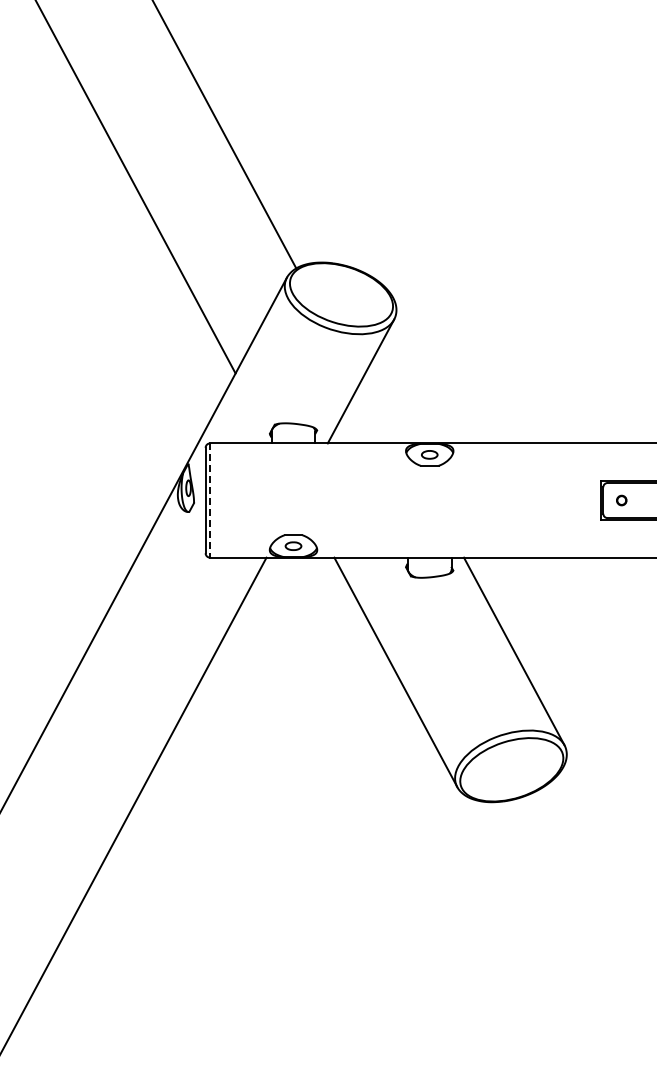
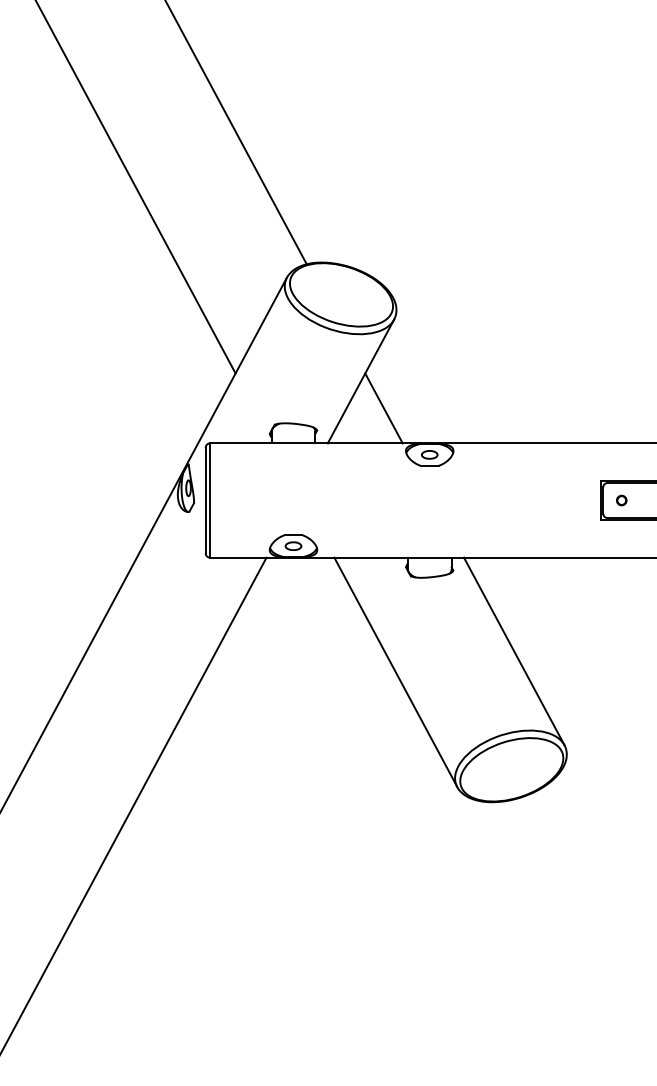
line position: (224, 135) -> (236, 133) (236, 133)
line: none -> present (383, 408)
line: dashed -> solid (210, 501)
